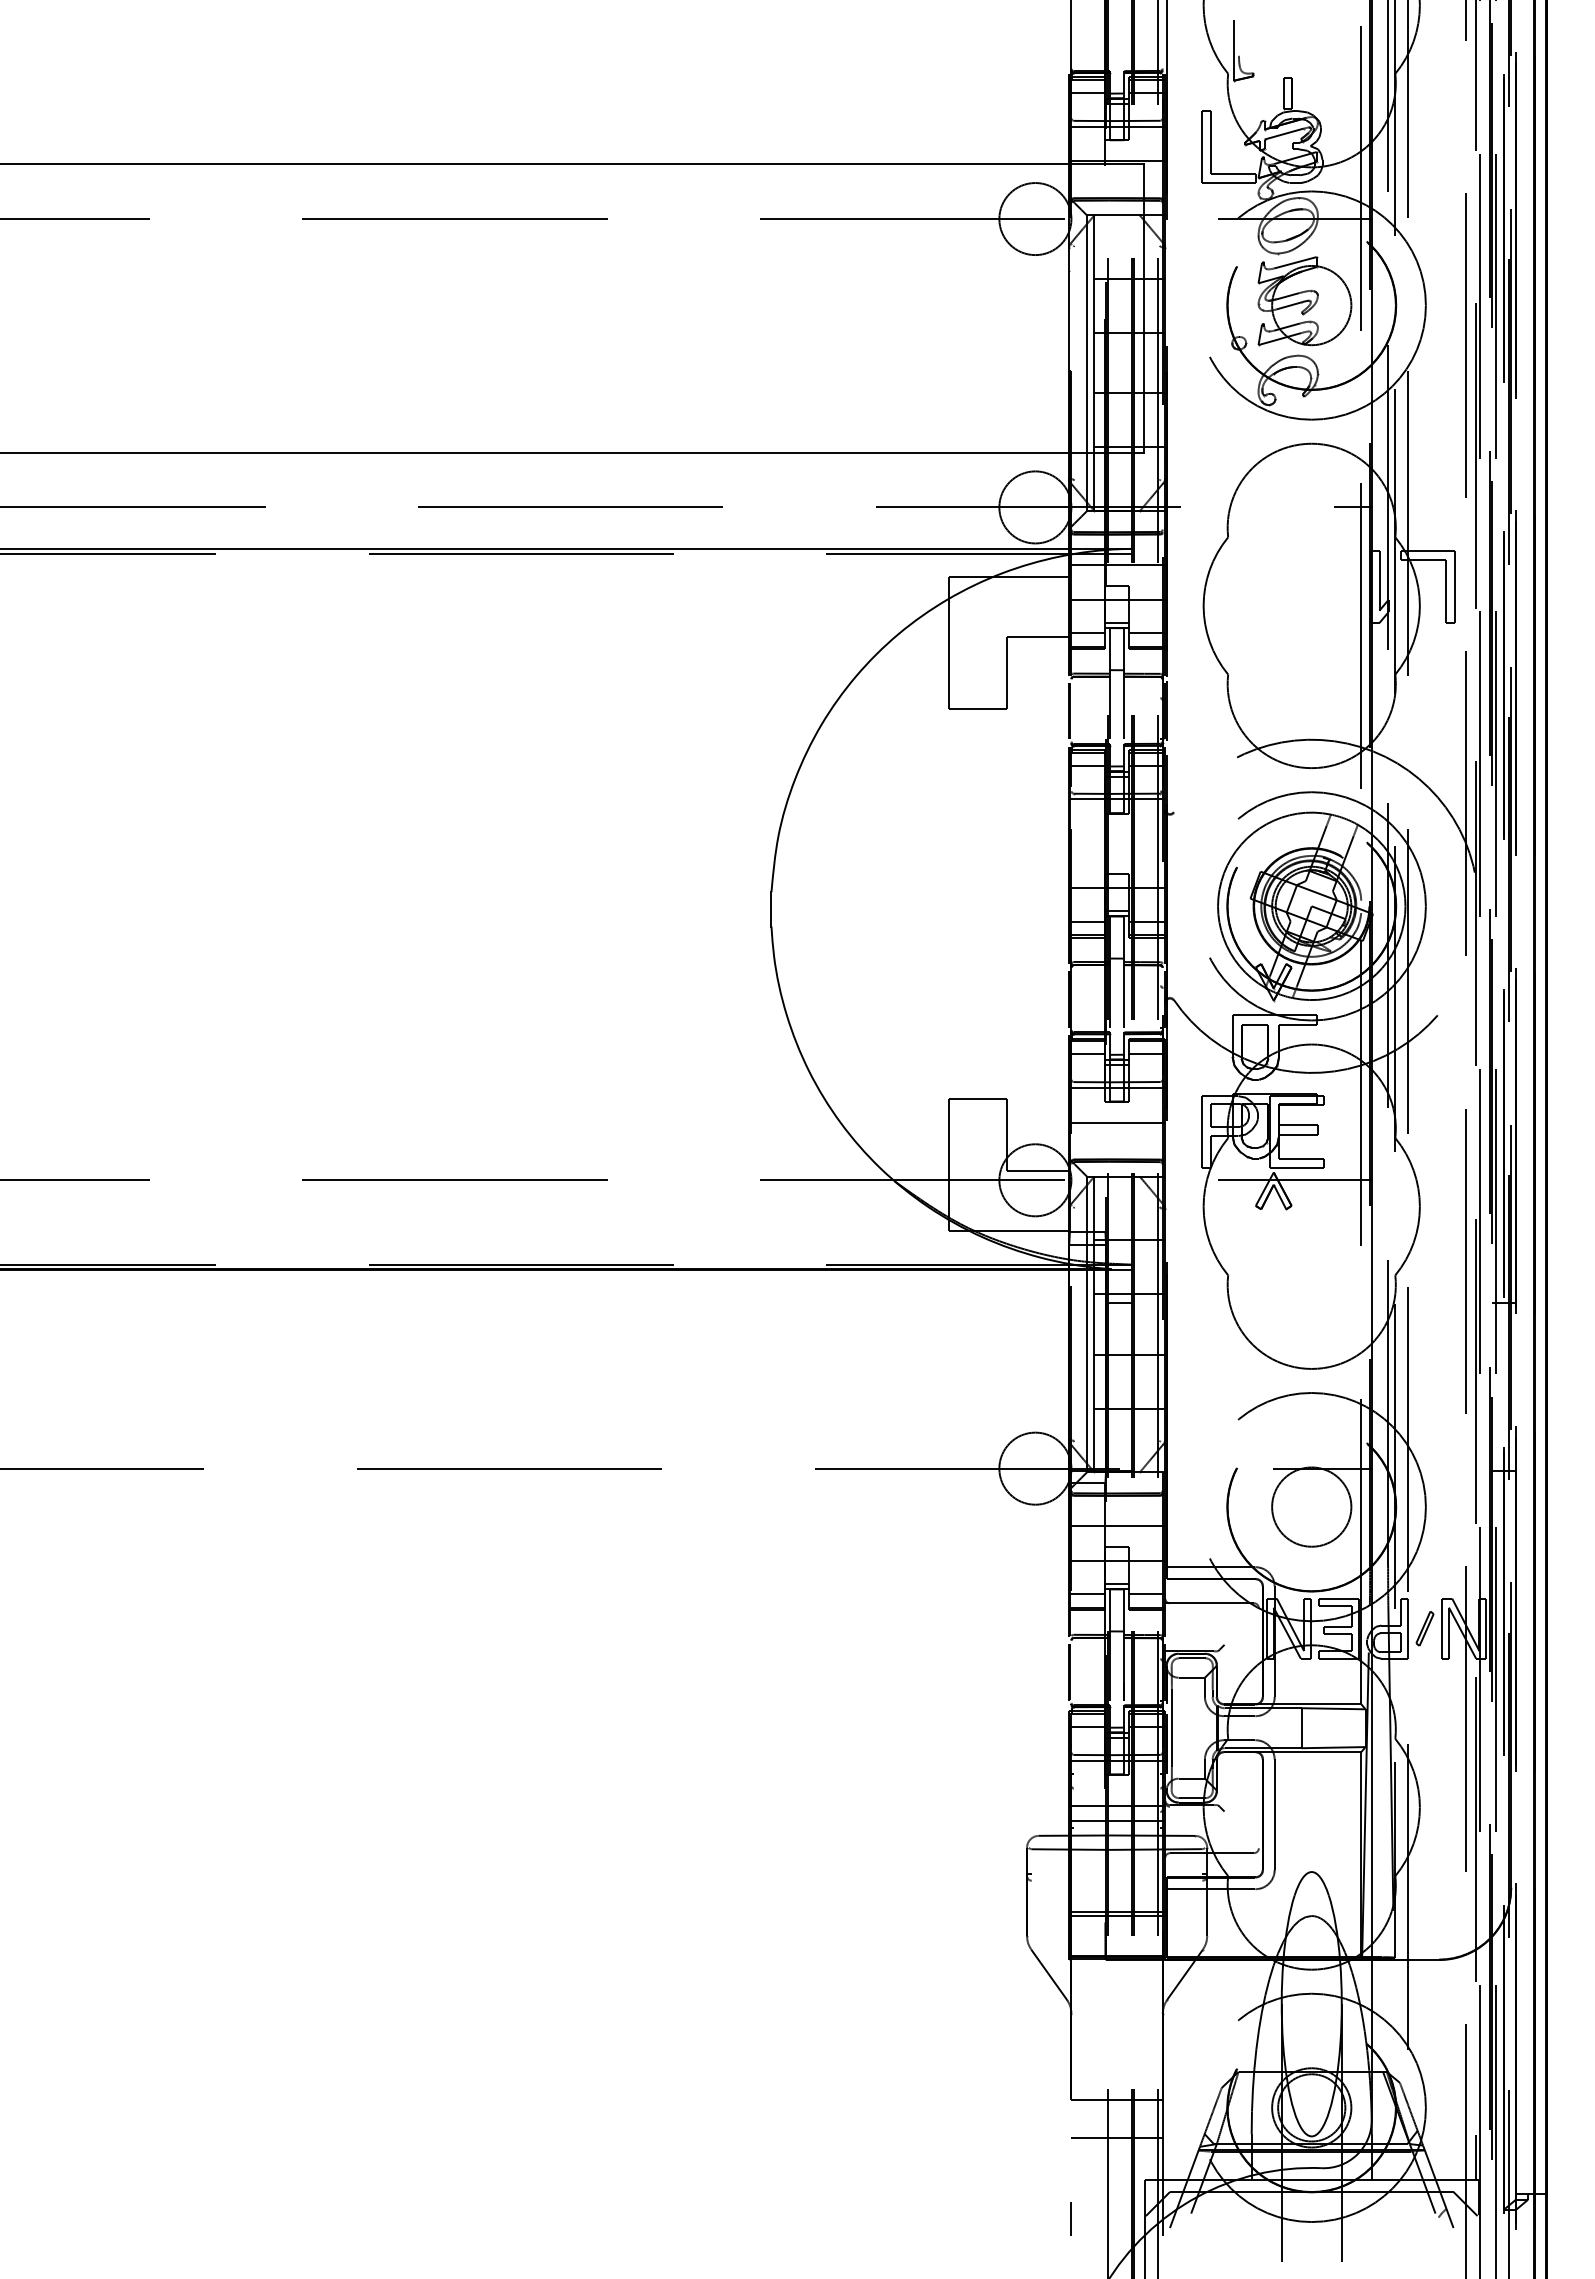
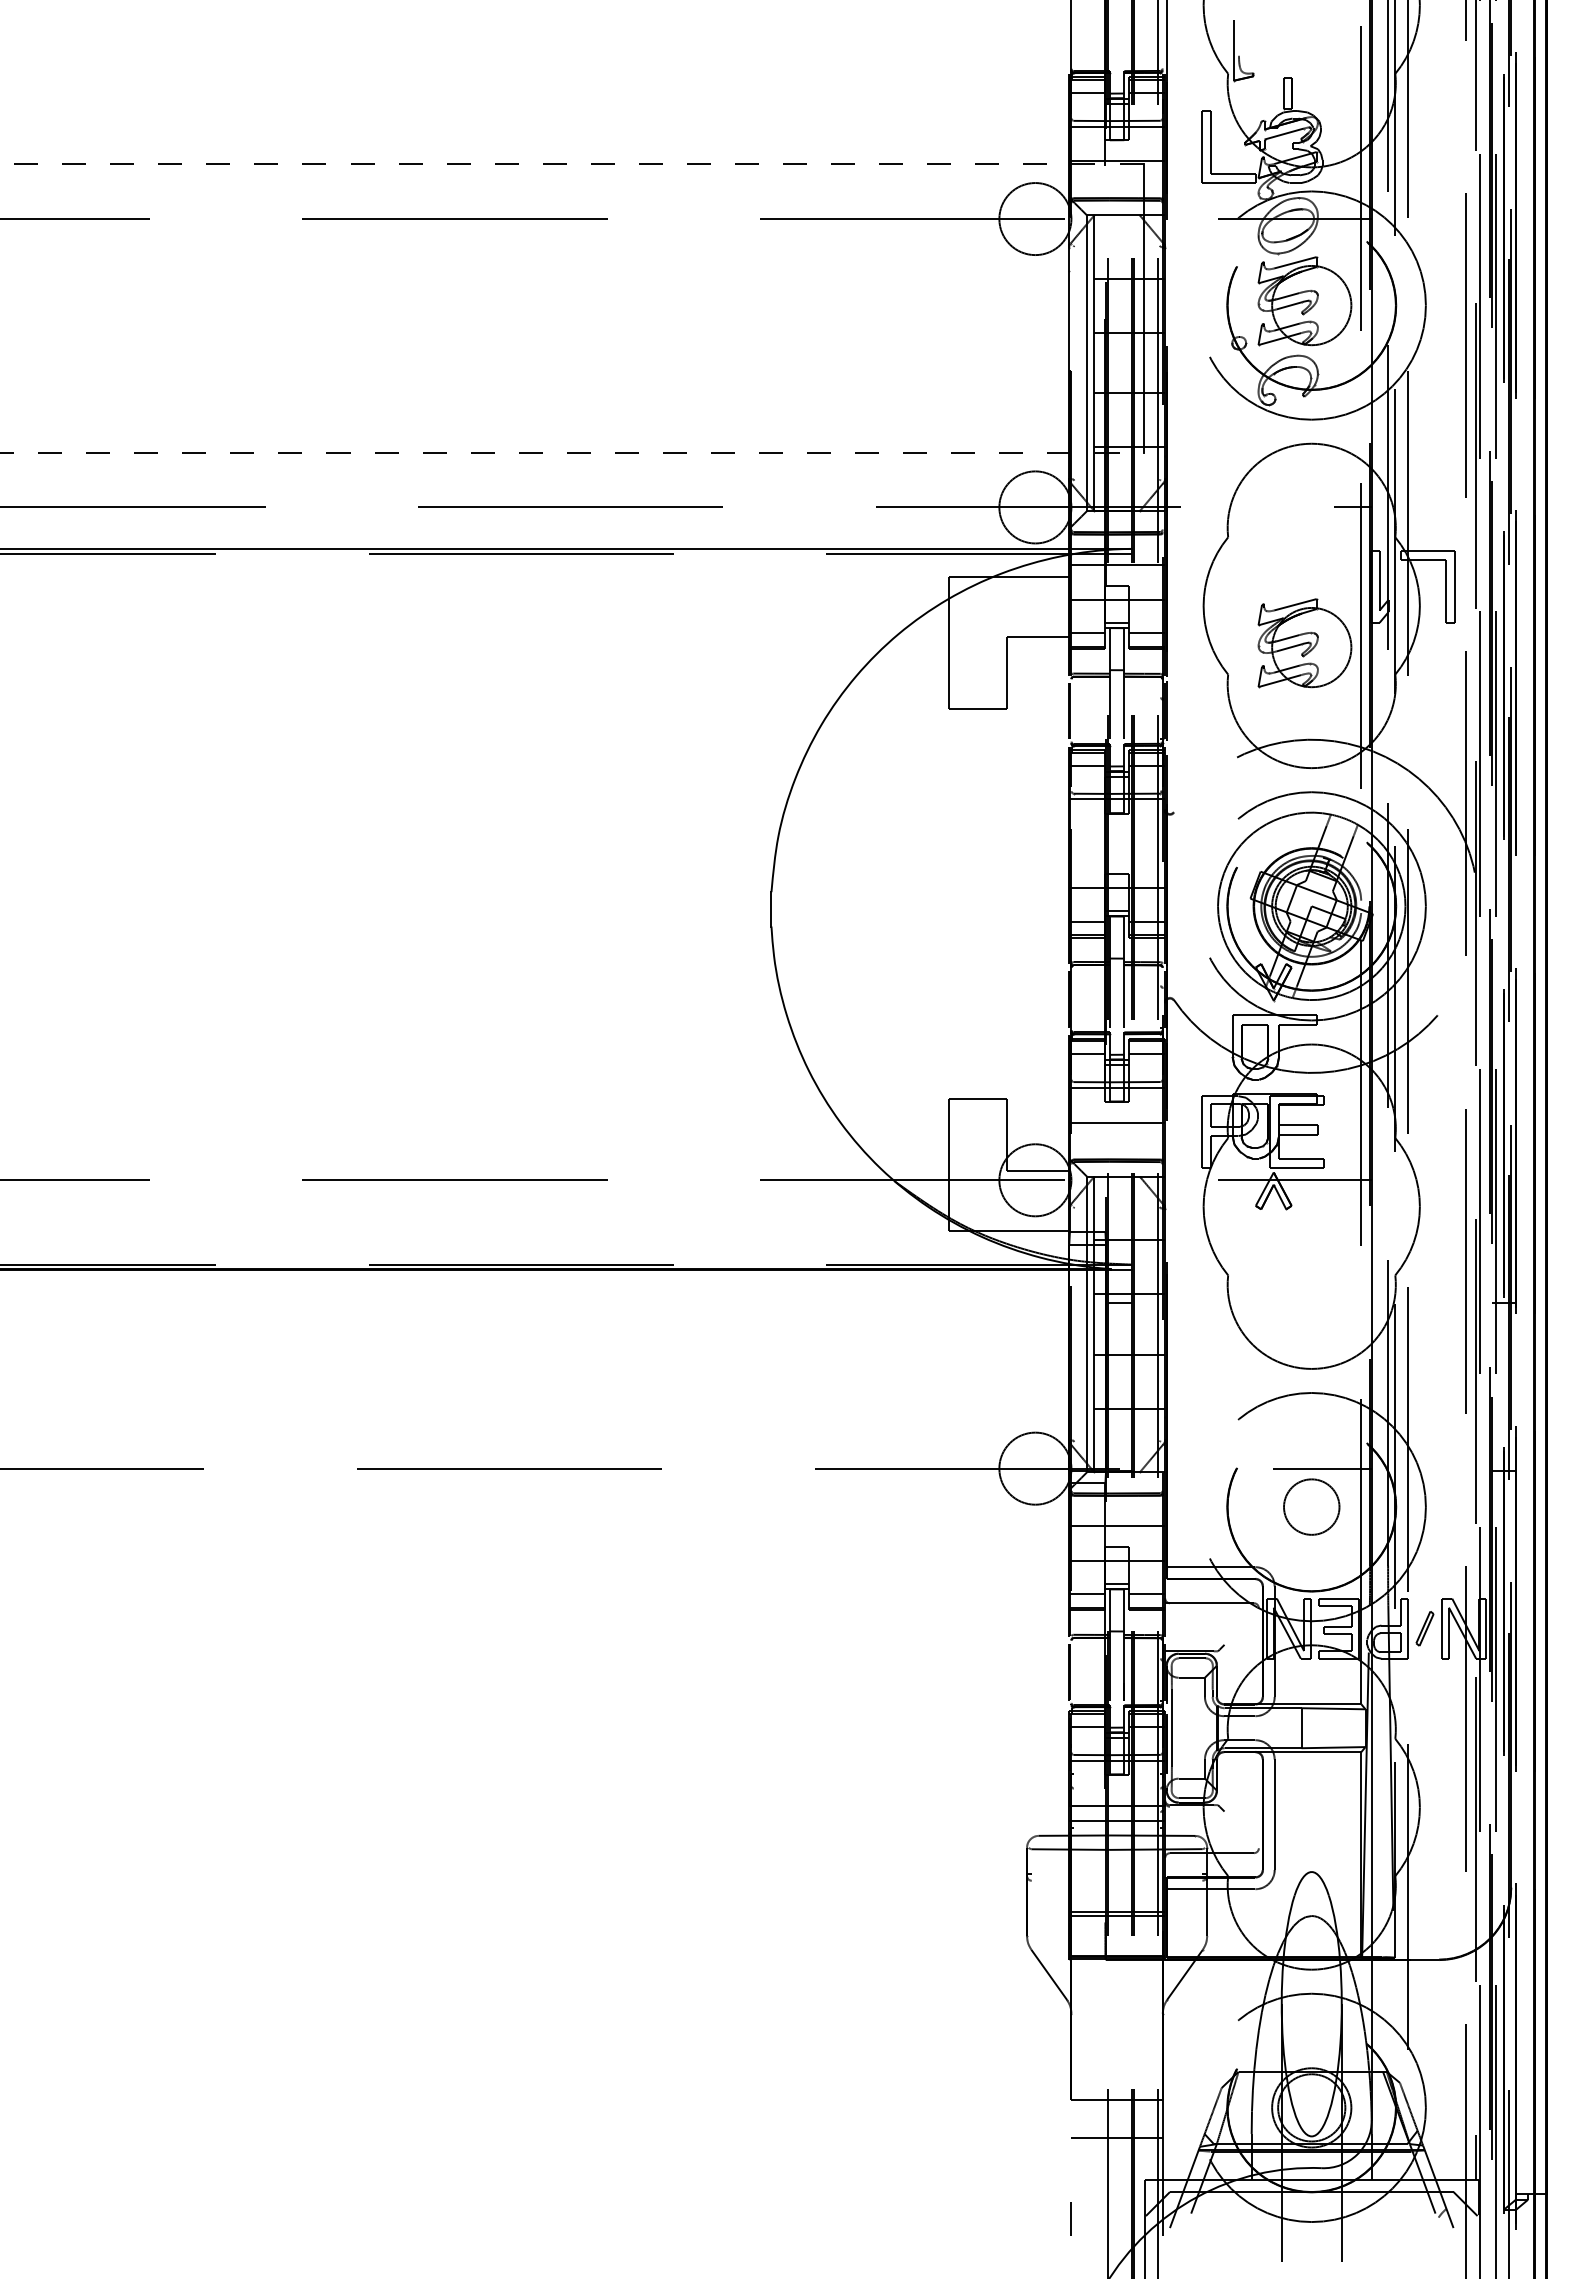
line: solid -> dashed (571, 164)
line: solid -> dashed (572, 452)
part: none -> present (1304, 643)
circle diameter: 79 px -> 56 px (1311, 1506)
